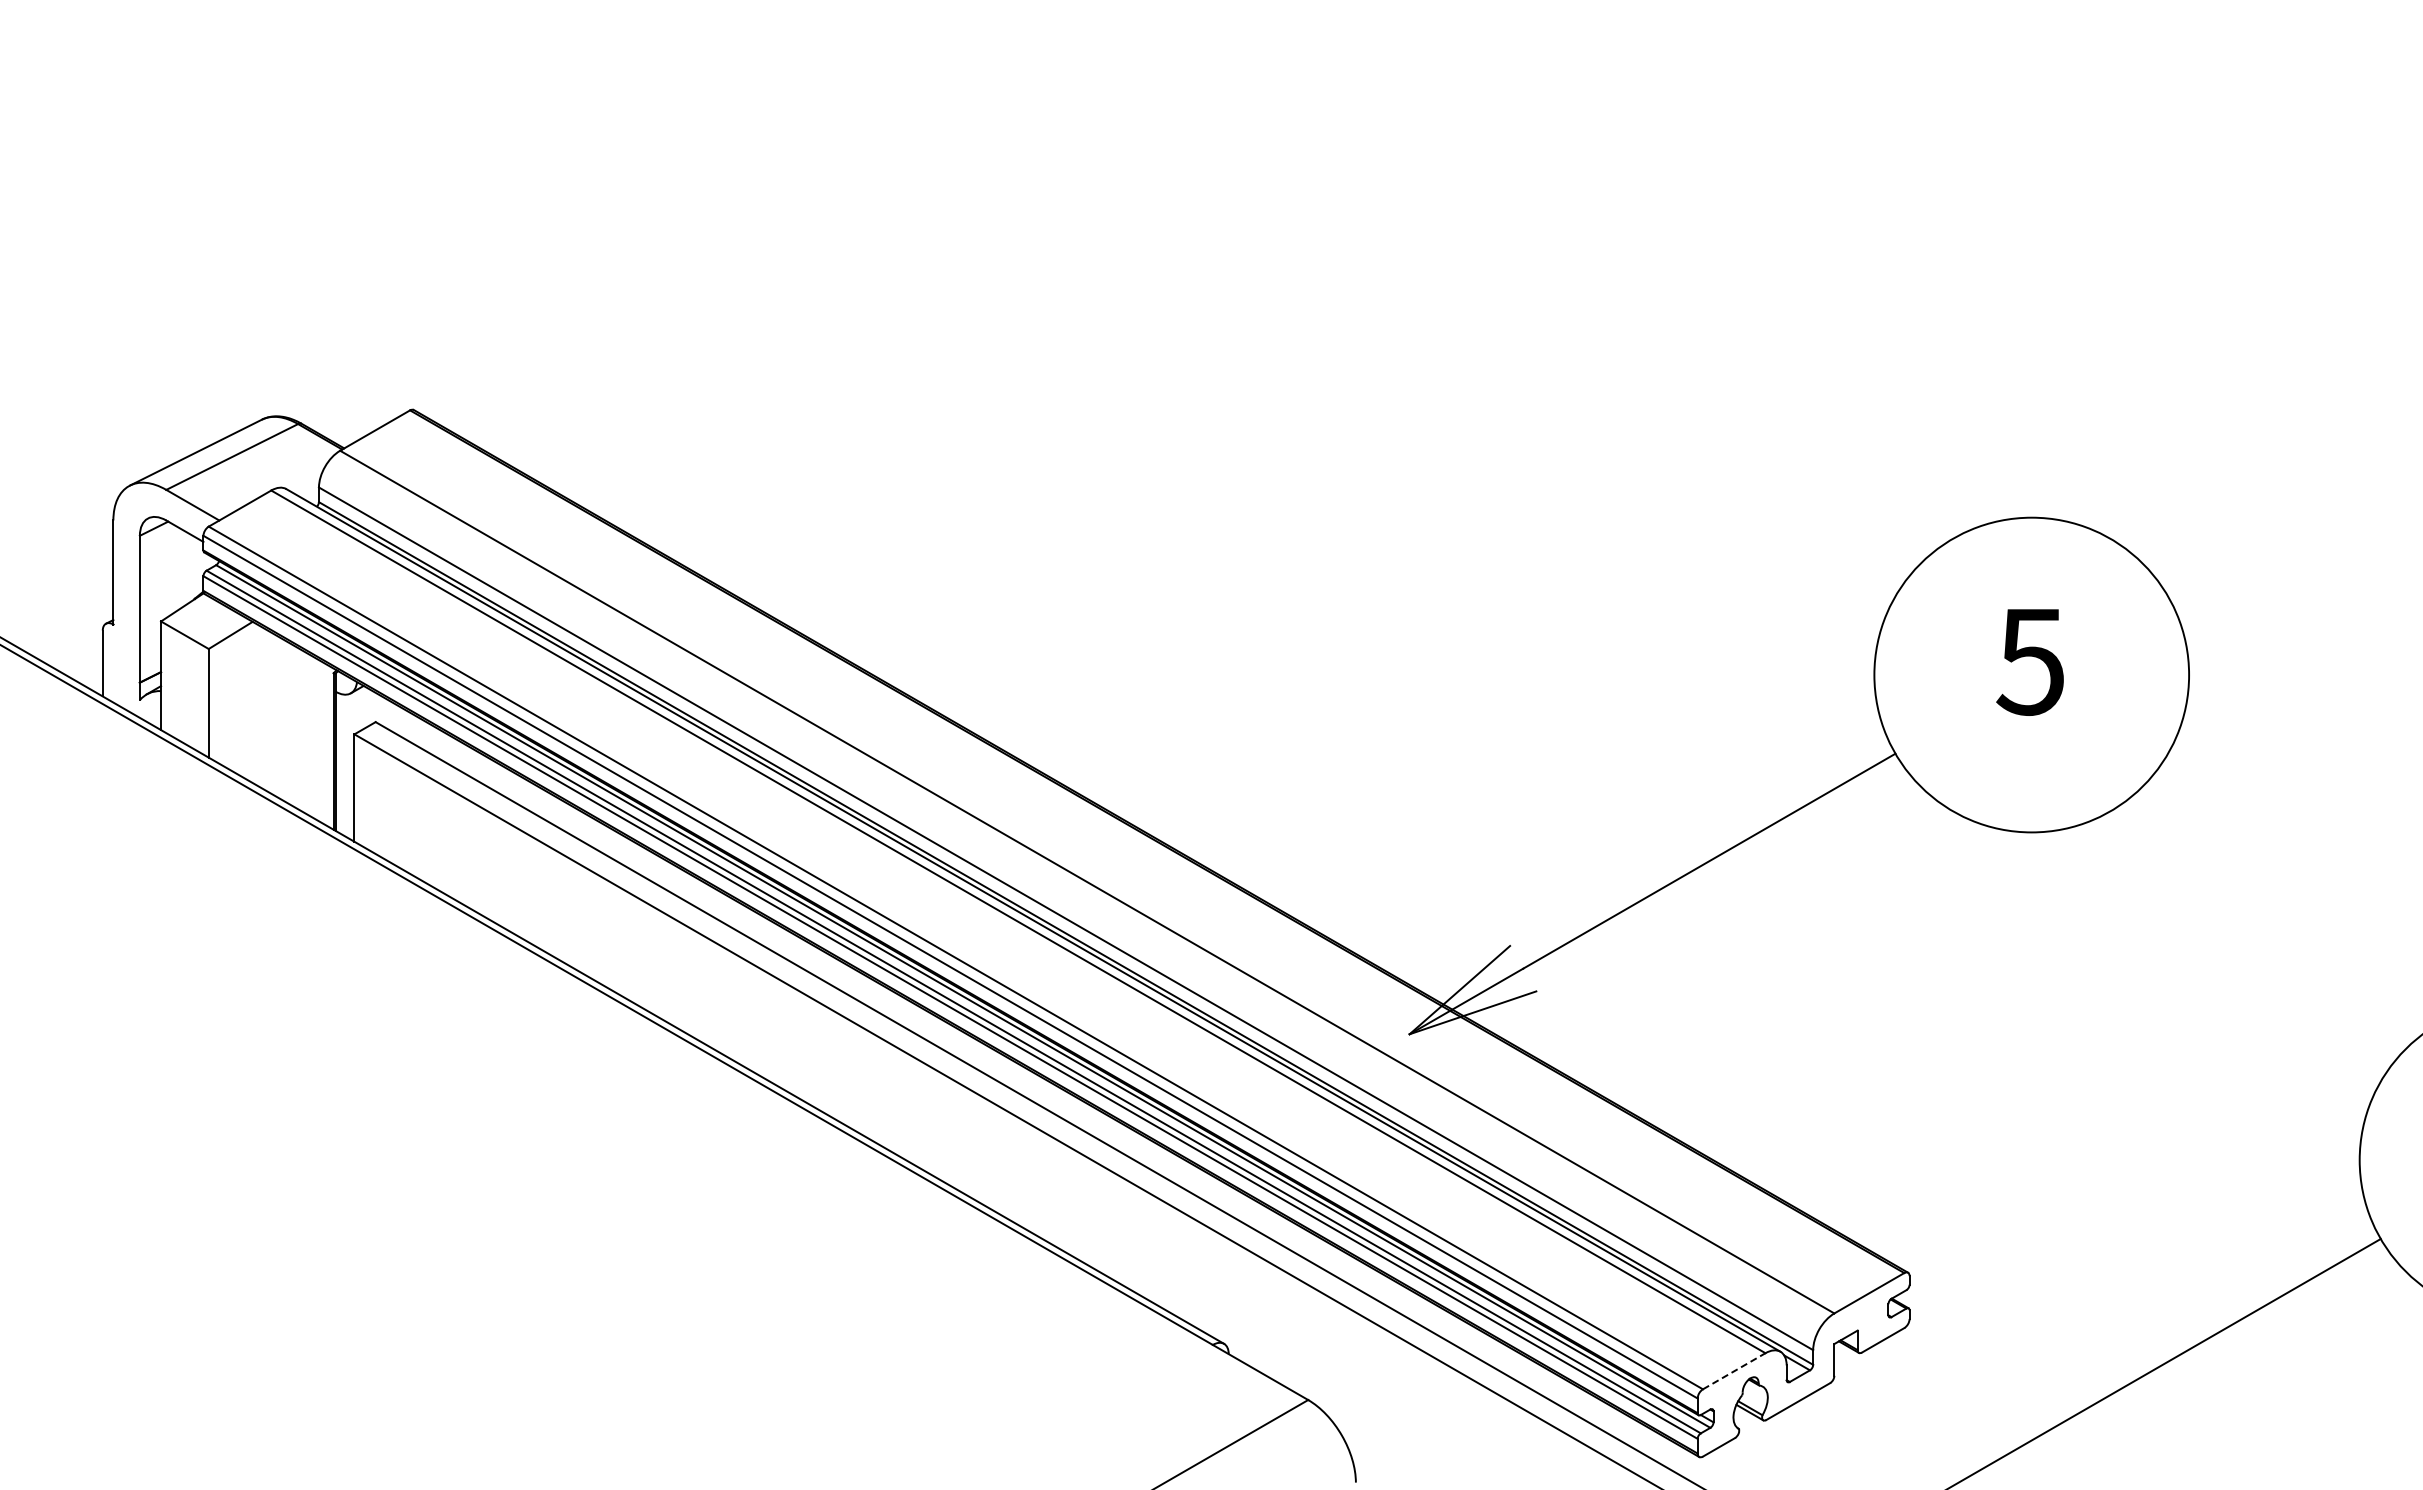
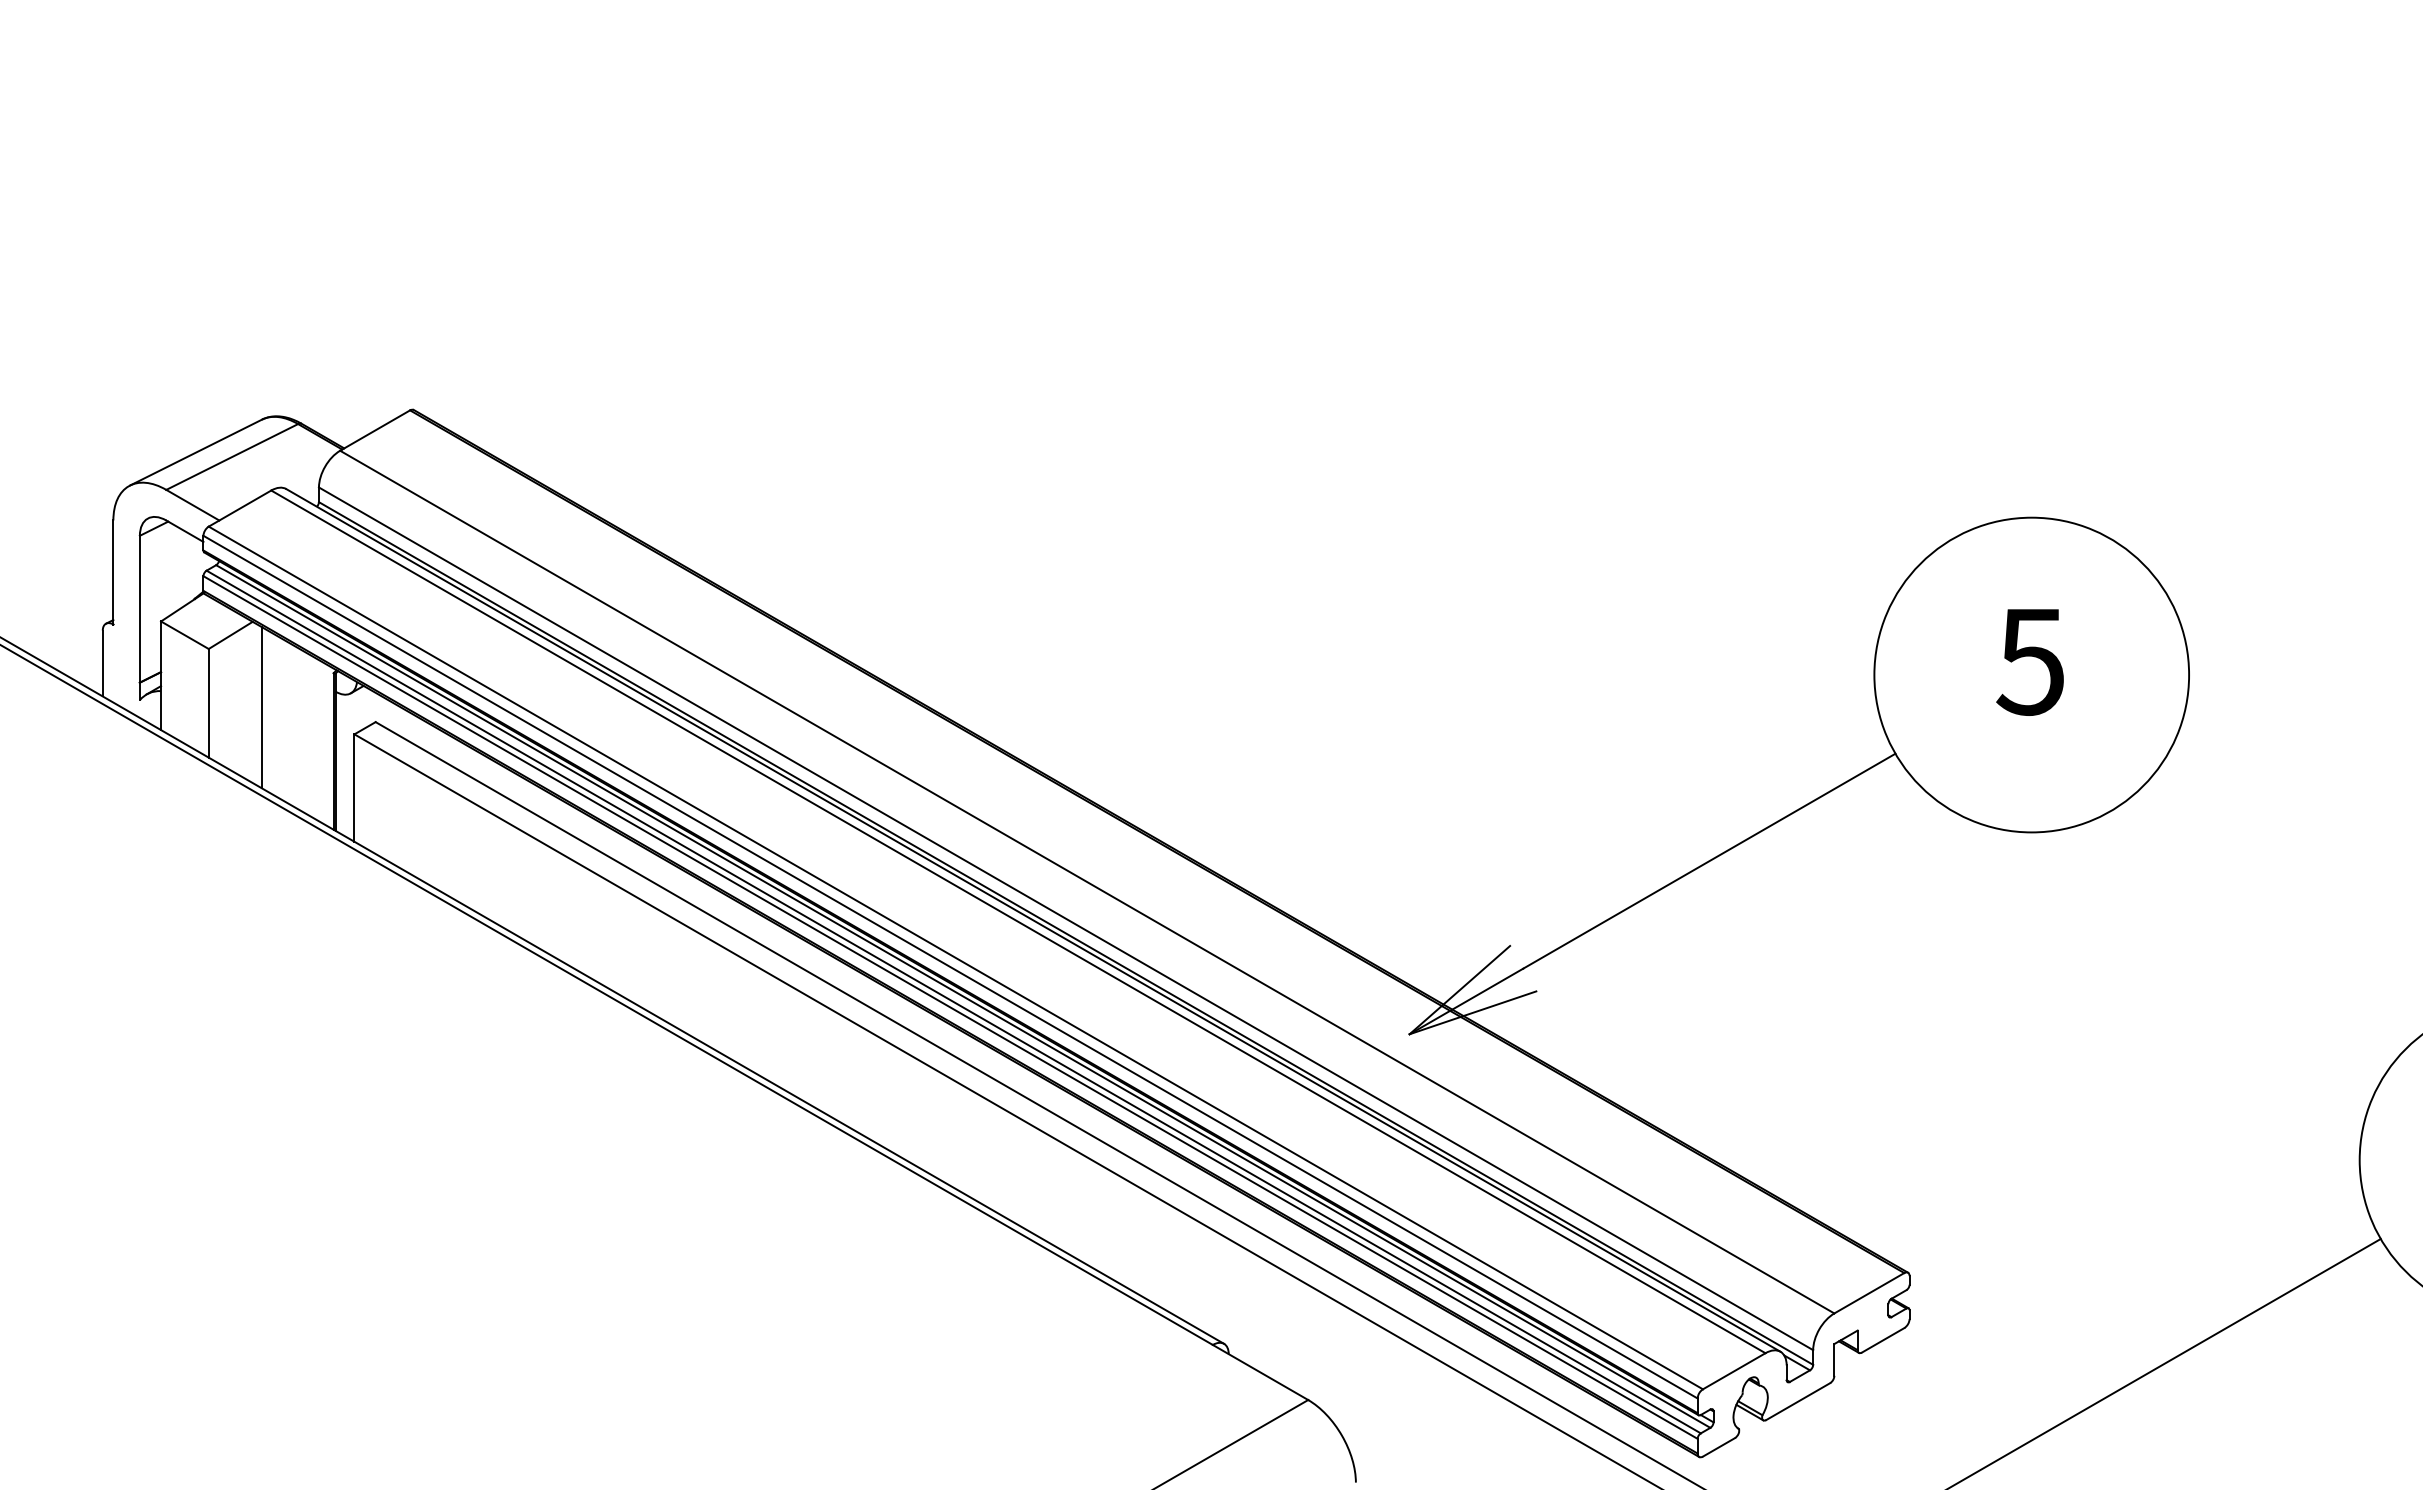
line: none -> present (261, 707)
line: dashed -> solid (1734, 1371)
